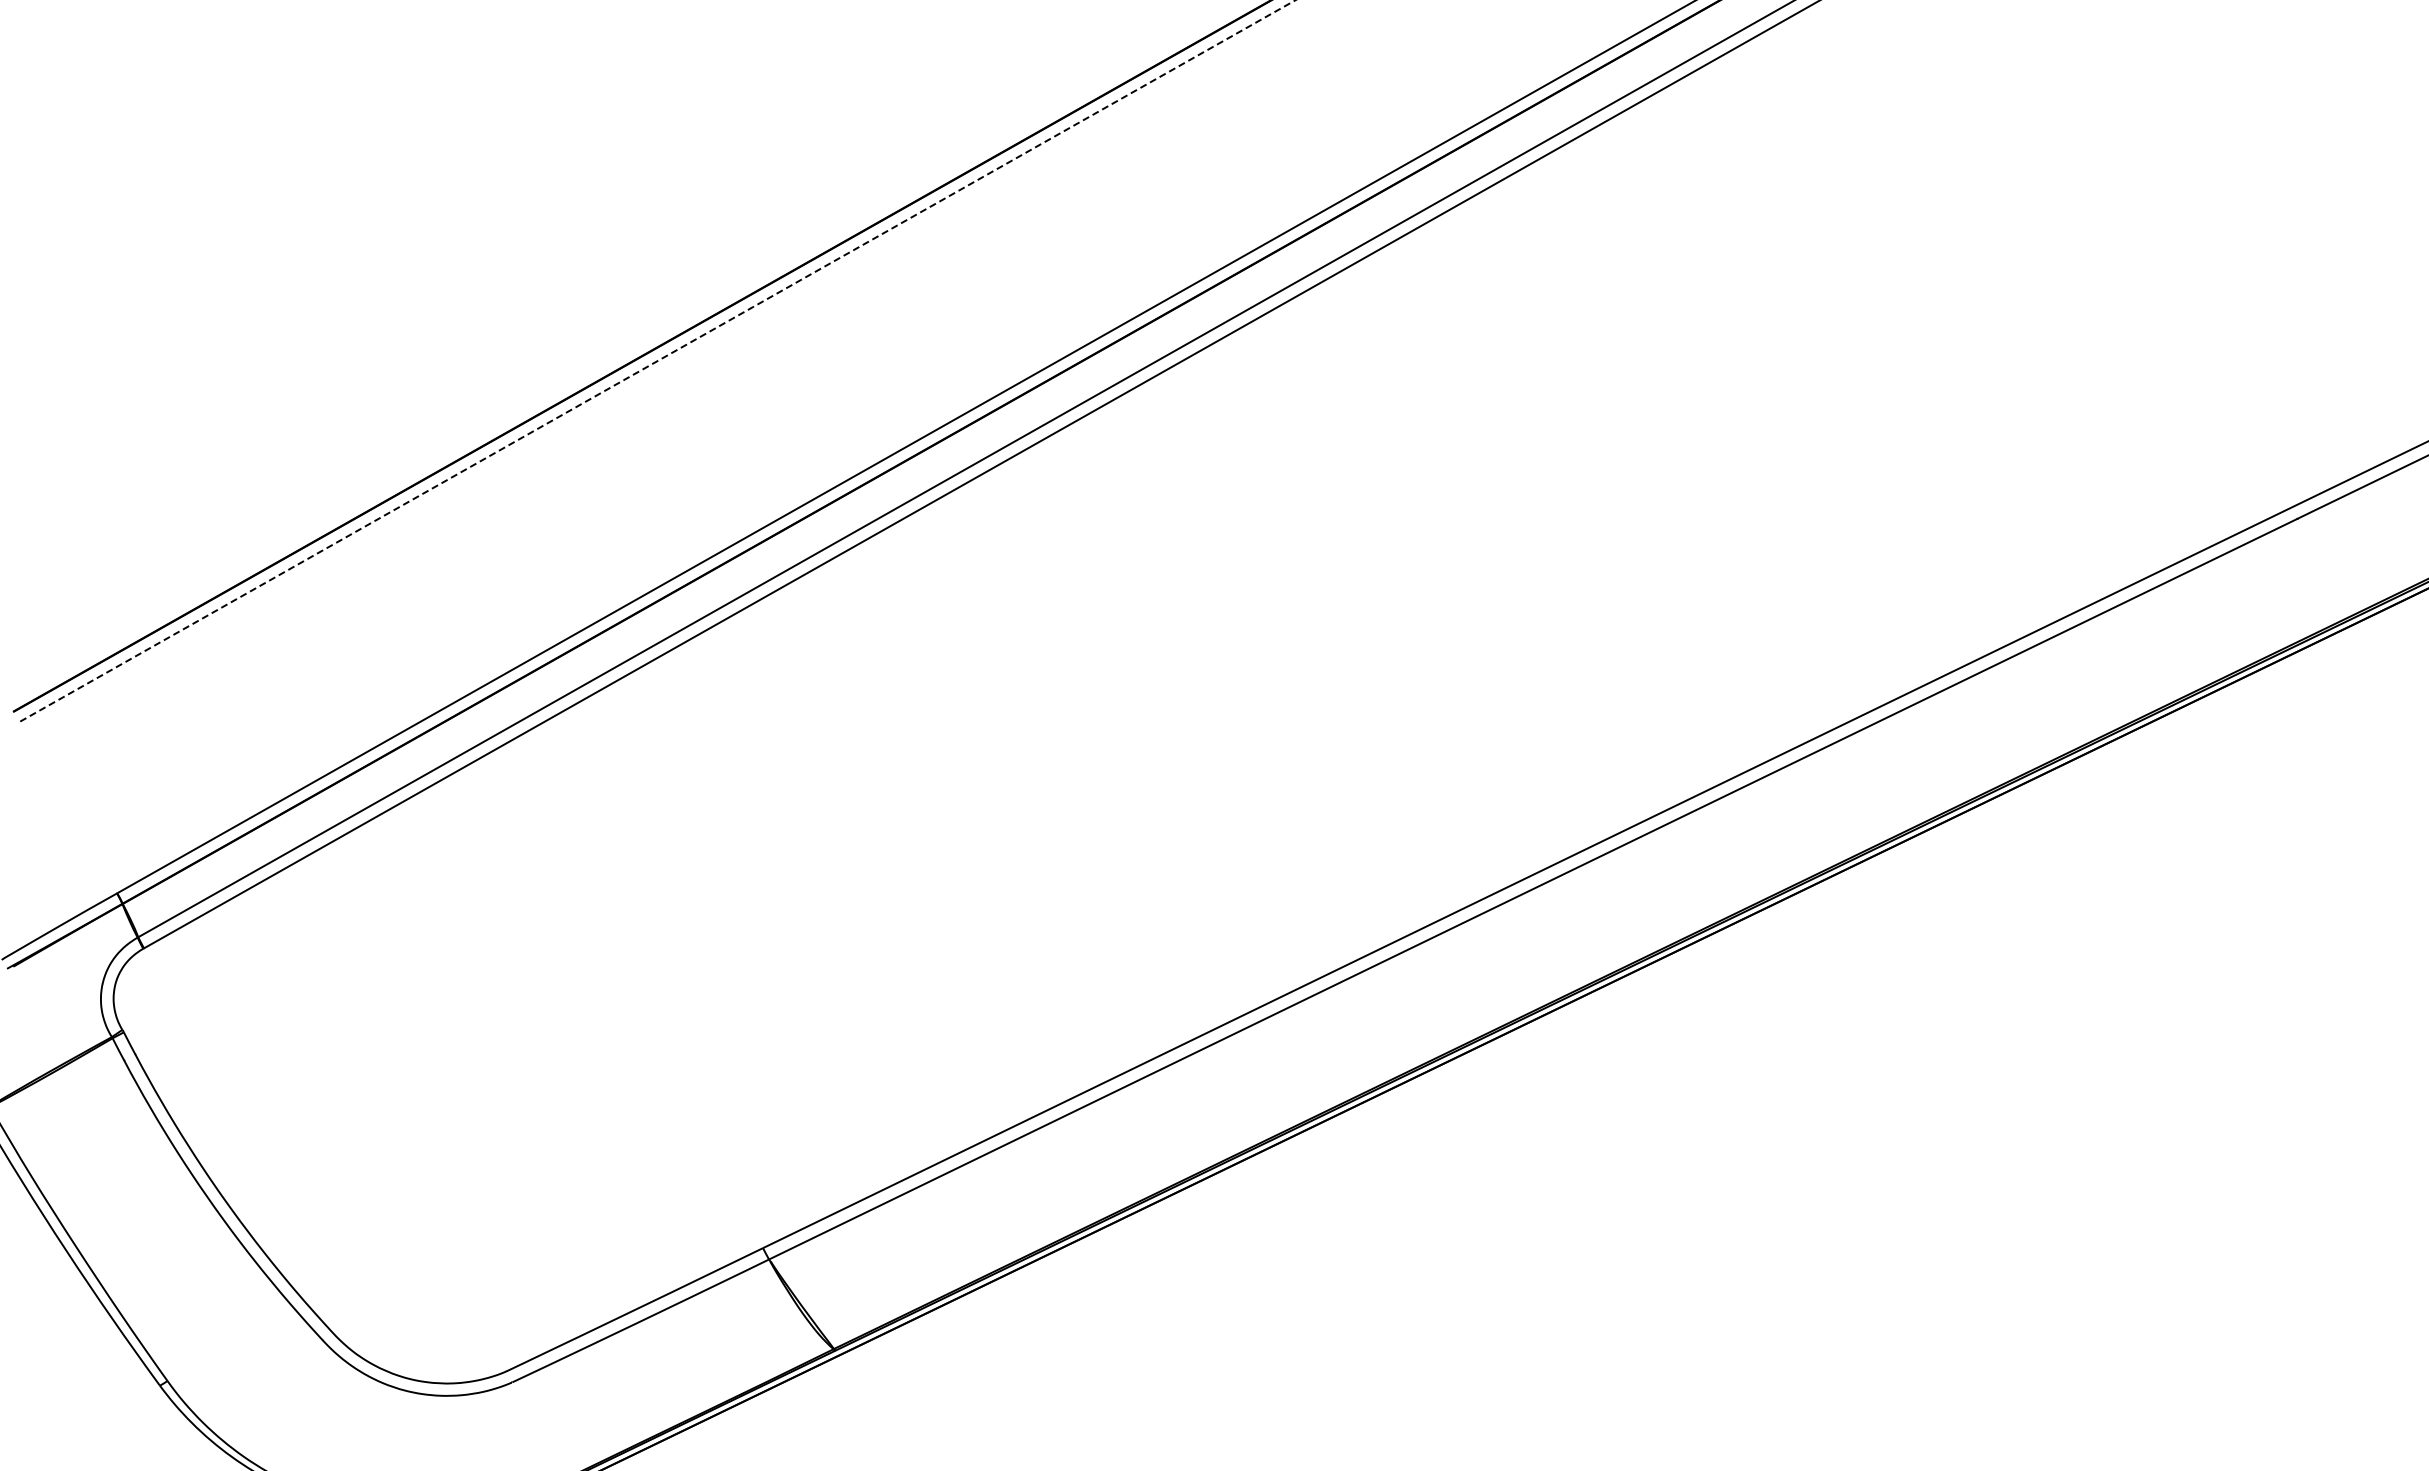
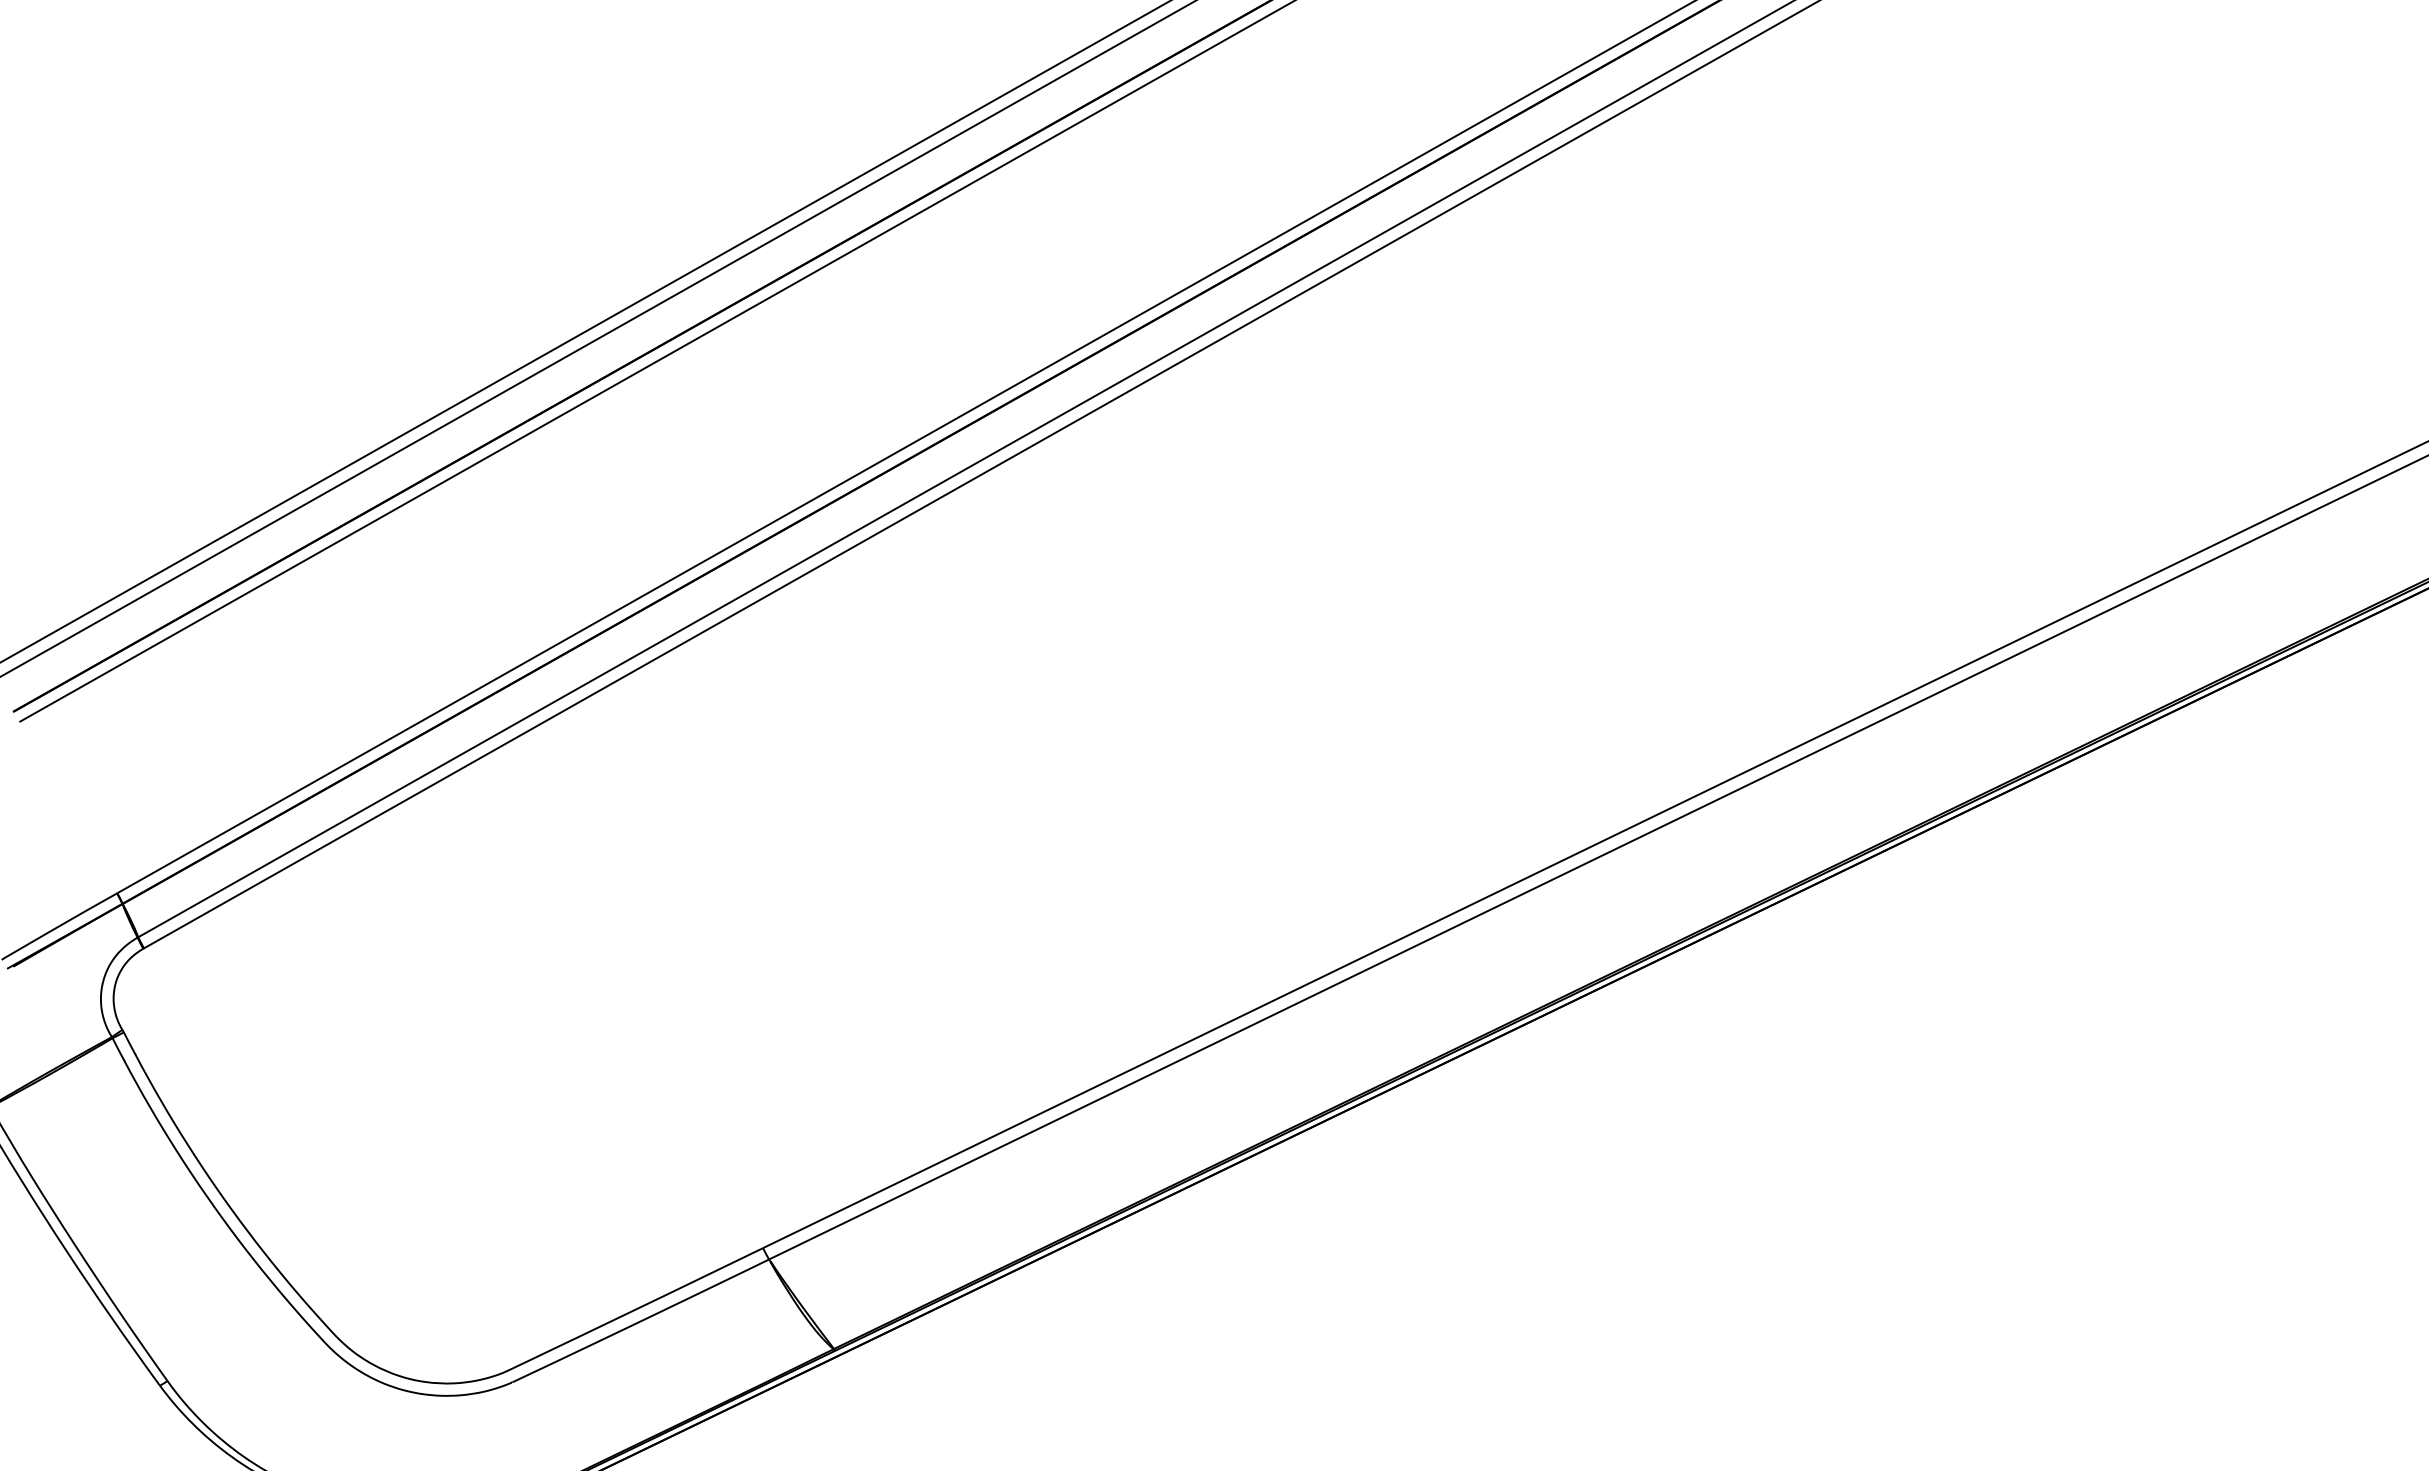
line: none -> present (585, 331)
line: none -> present (597, 338)
line: dashed -> solid (658, 360)
